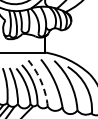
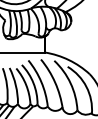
arc: dashed -> solid (41, 82)
